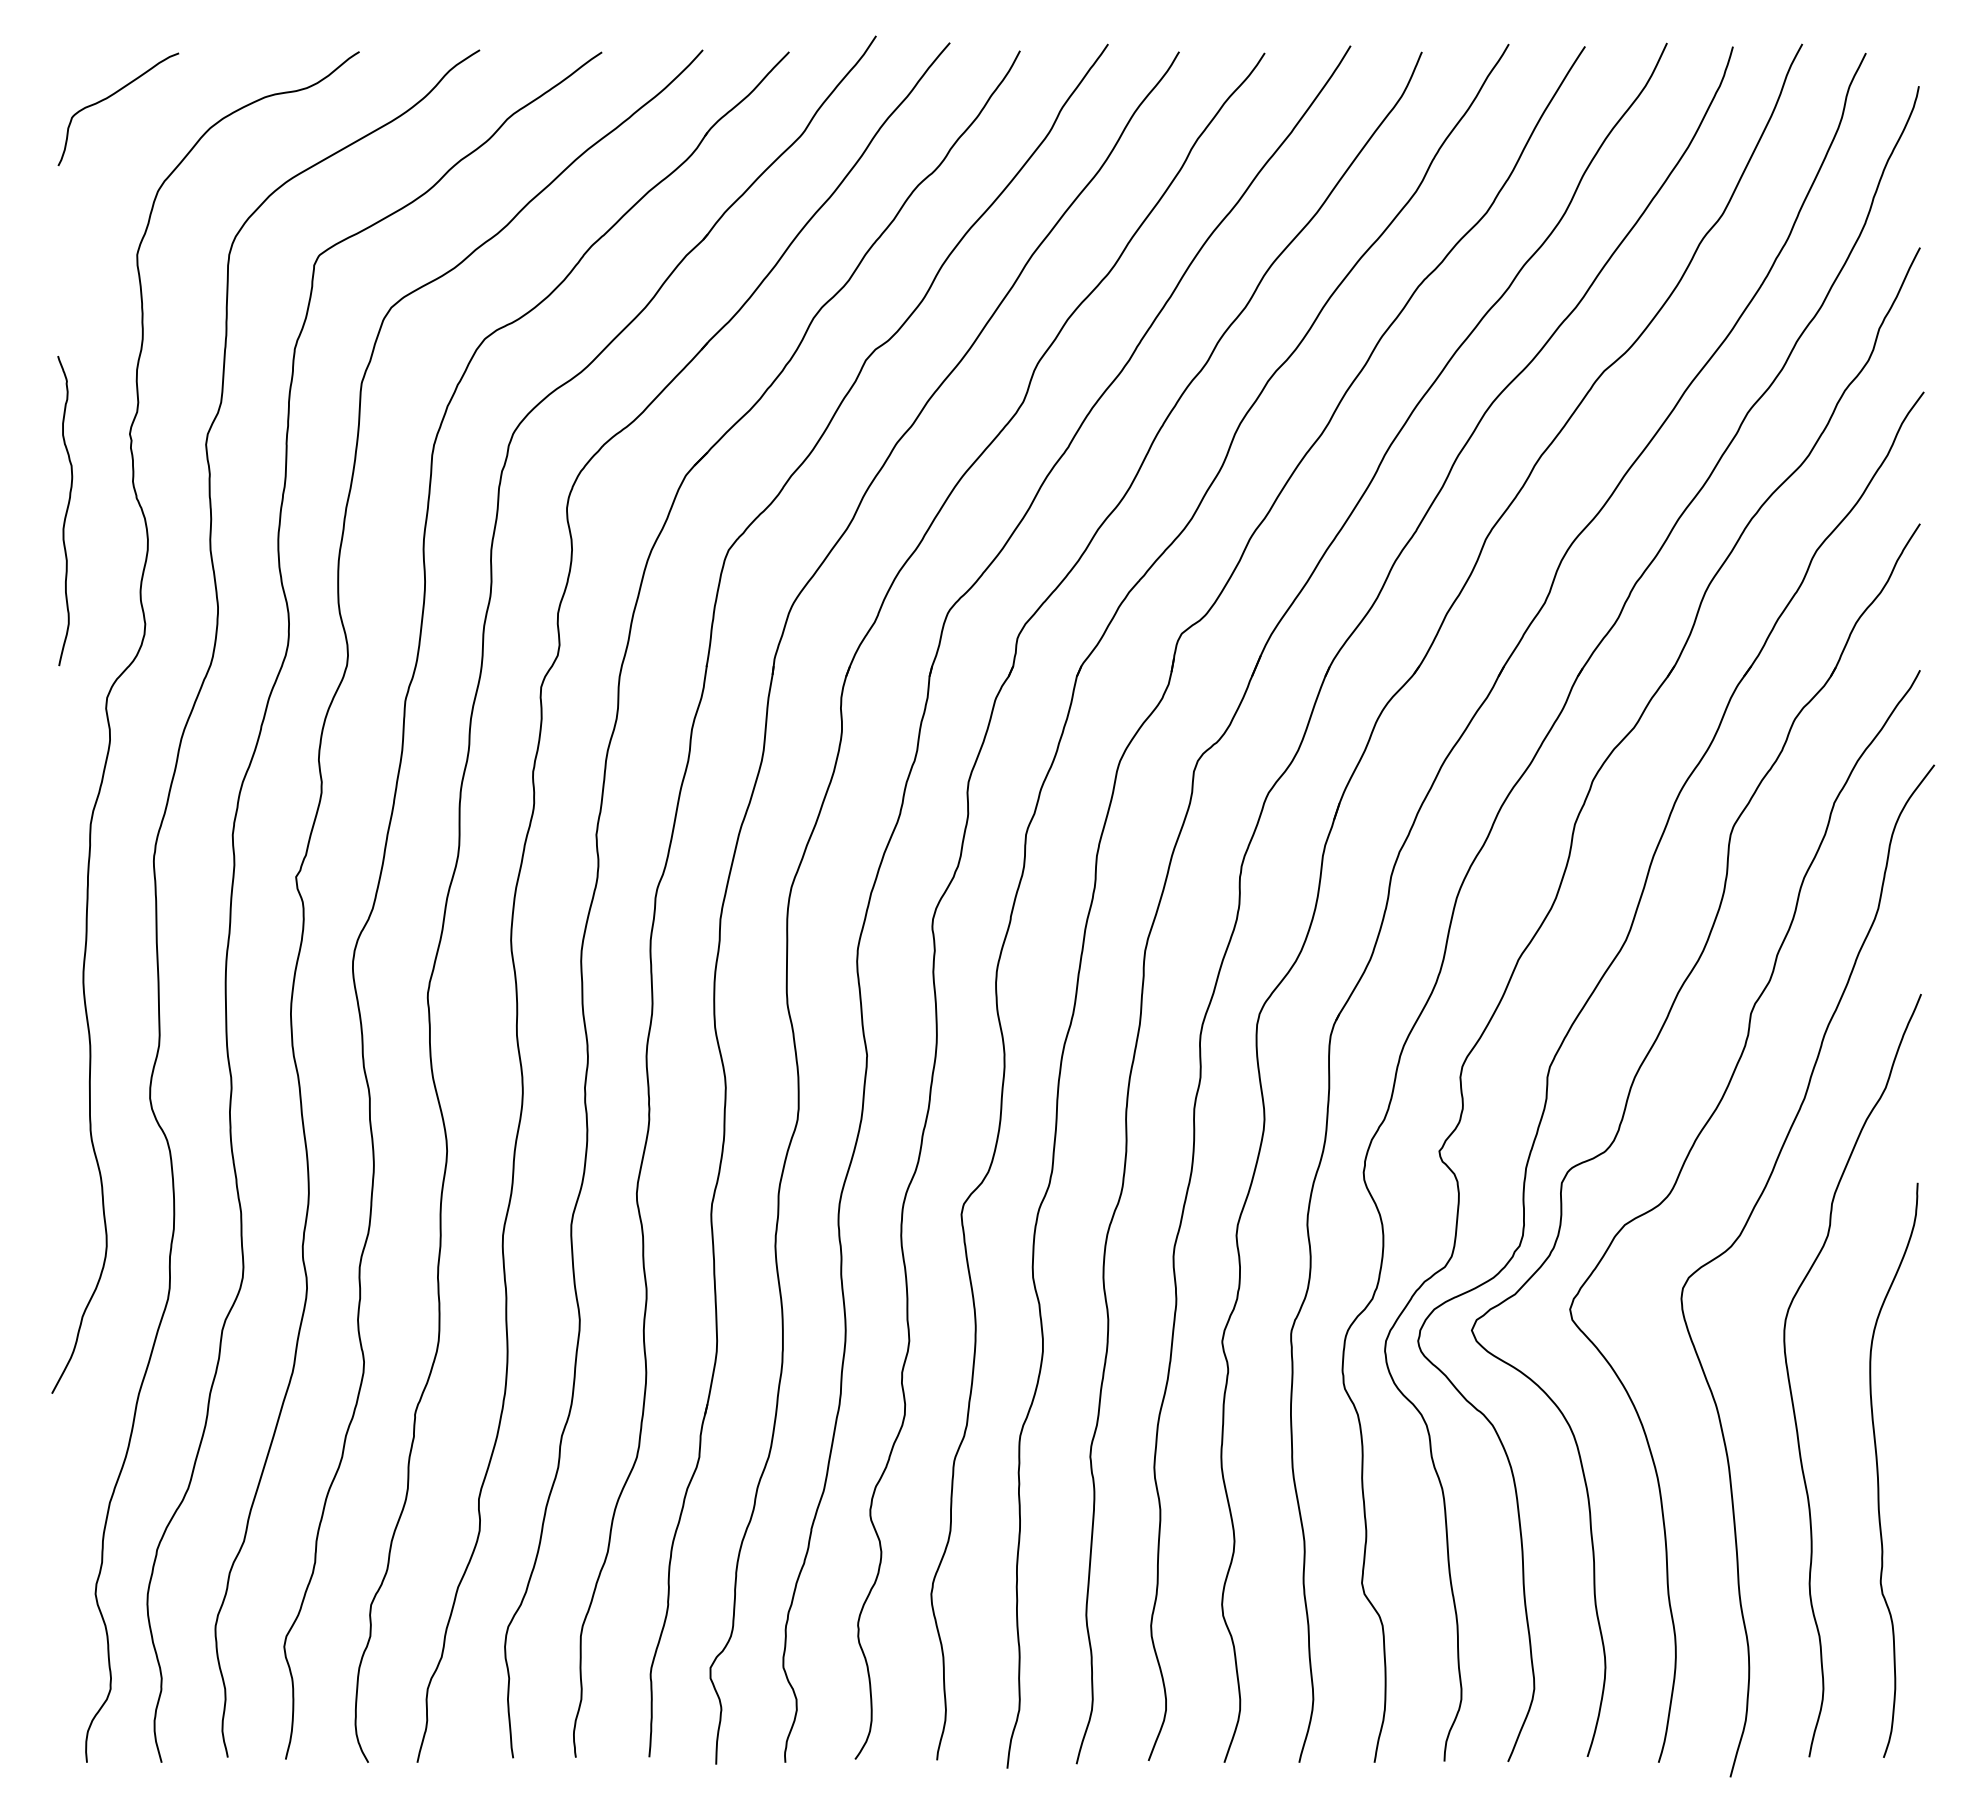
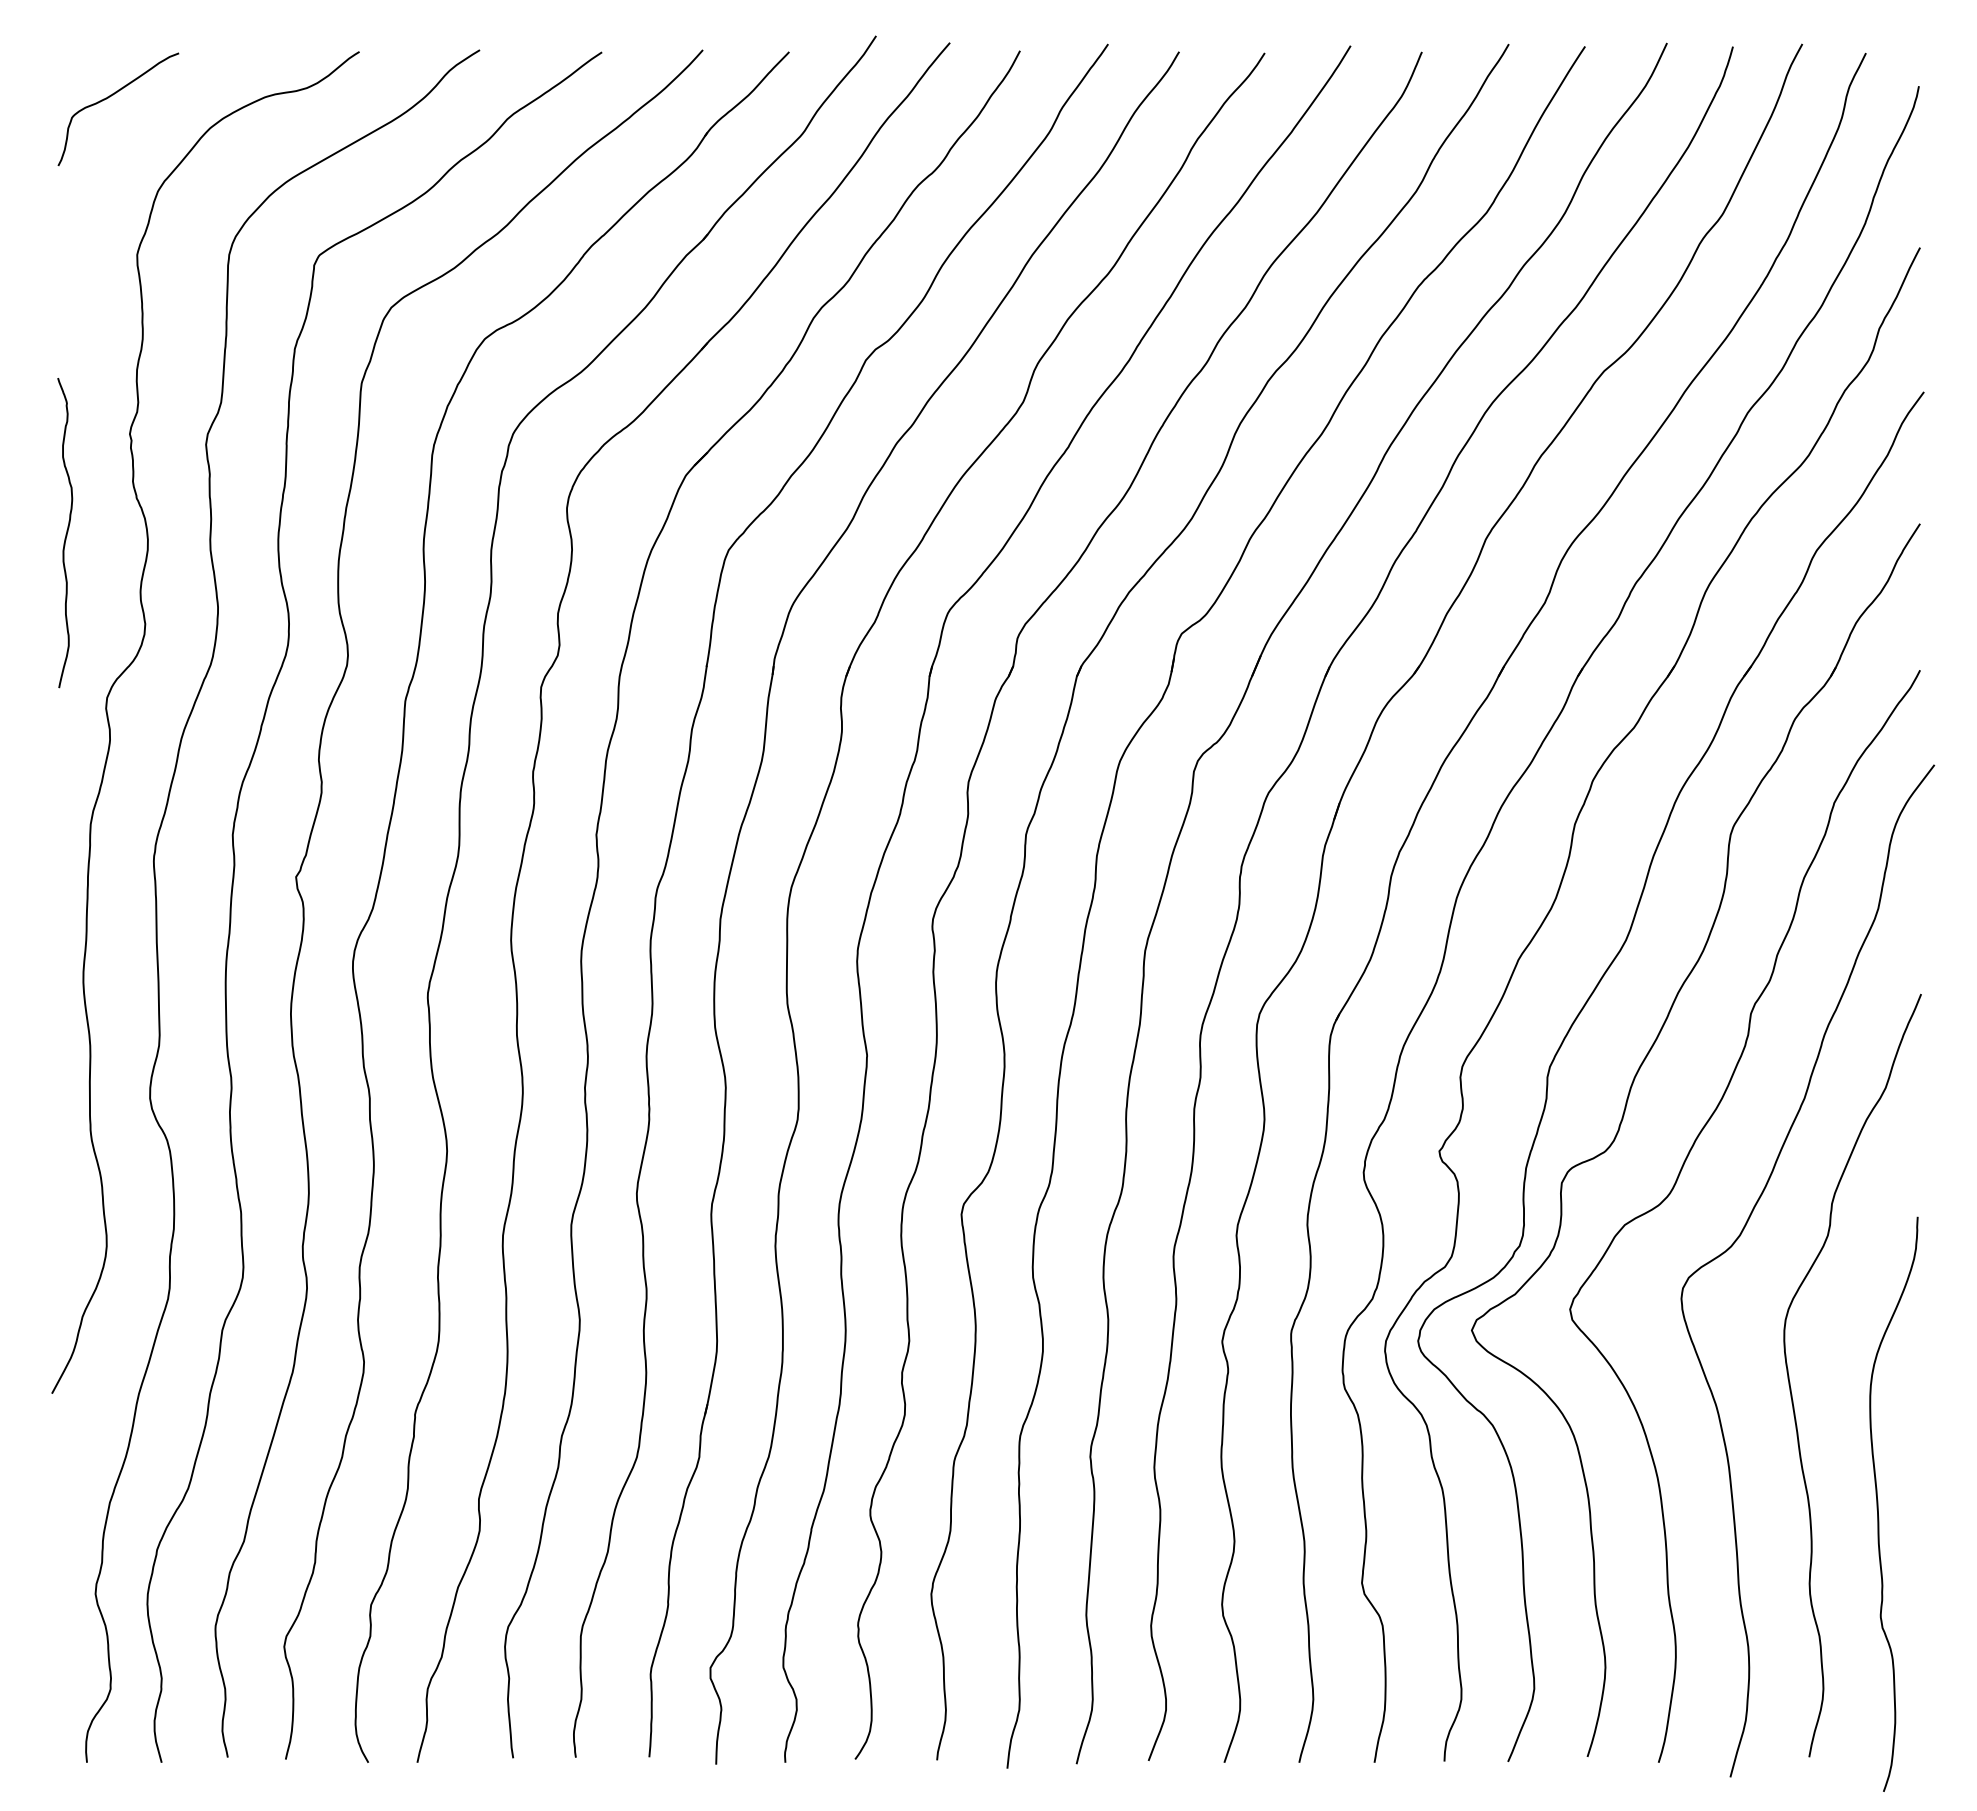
curve position: (66, 511) -> (66, 533) (66, 533)
curve position: (1878, 1469) -> (1878, 1503) (1878, 1503)
